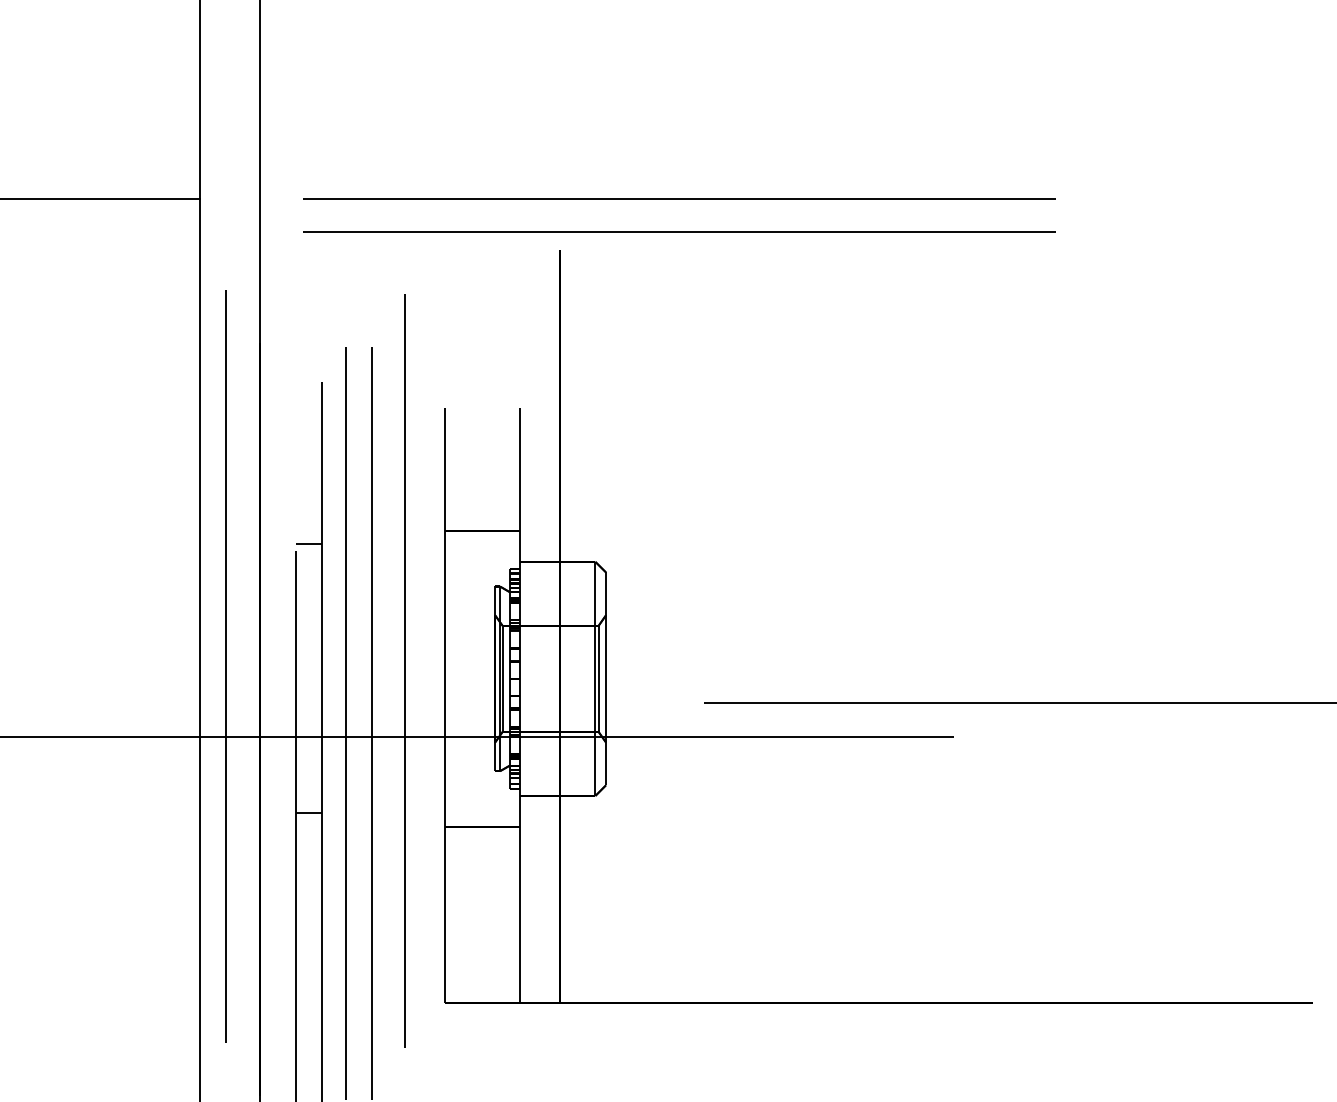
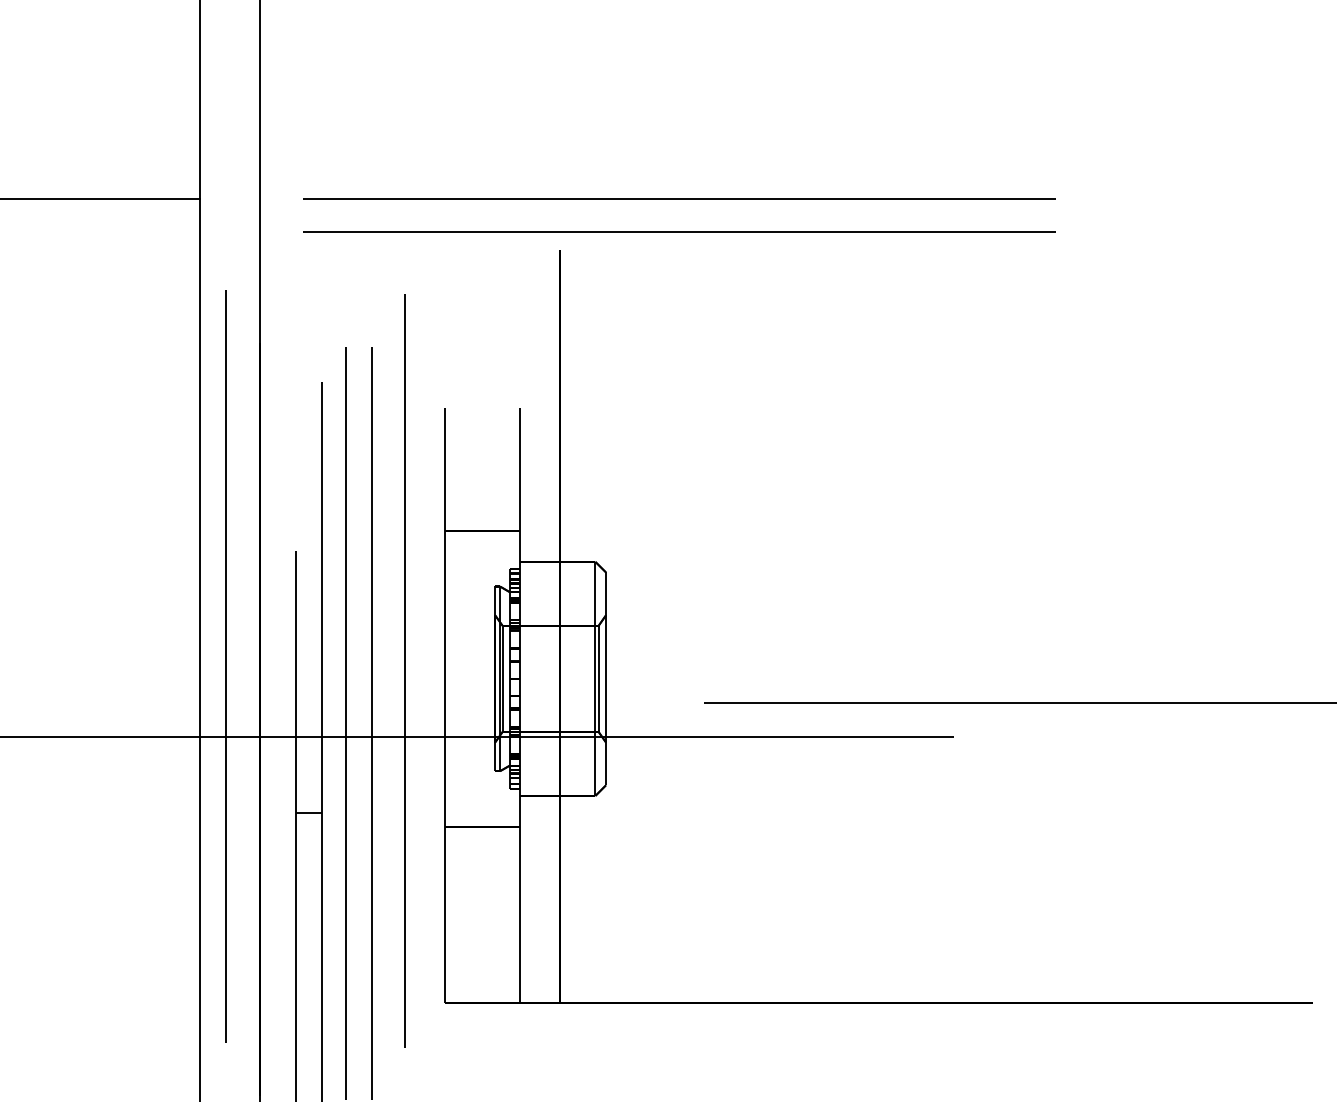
line: present -> none (309, 544)
